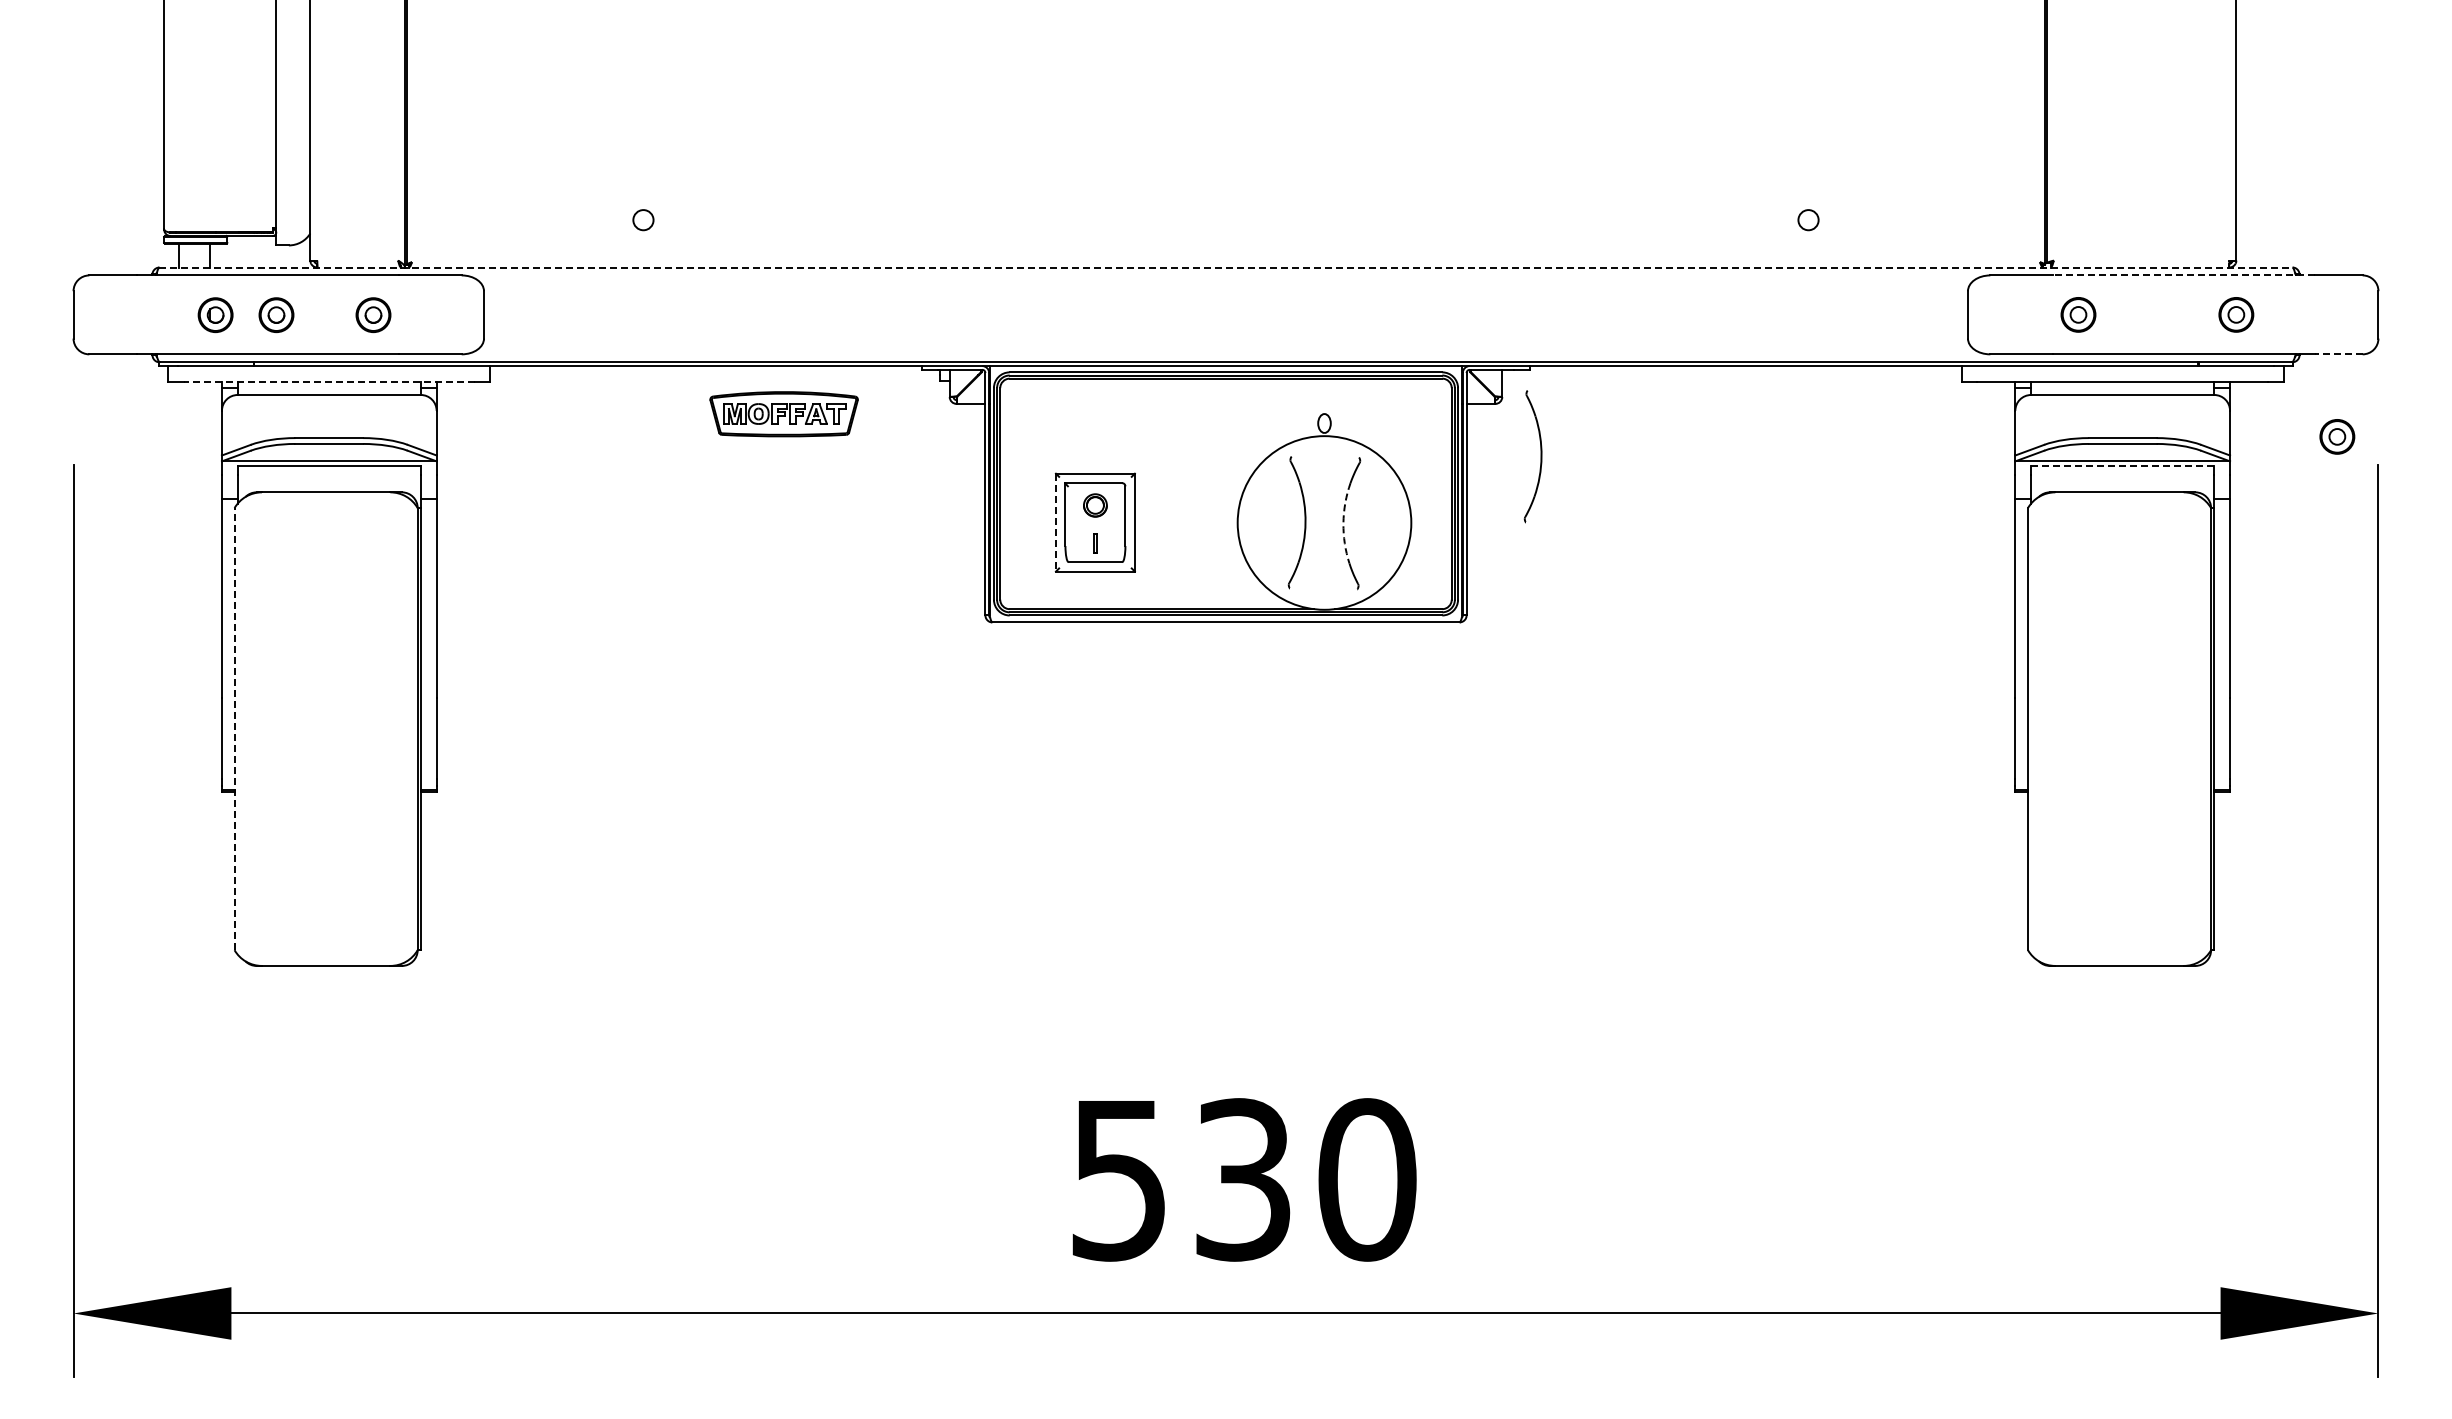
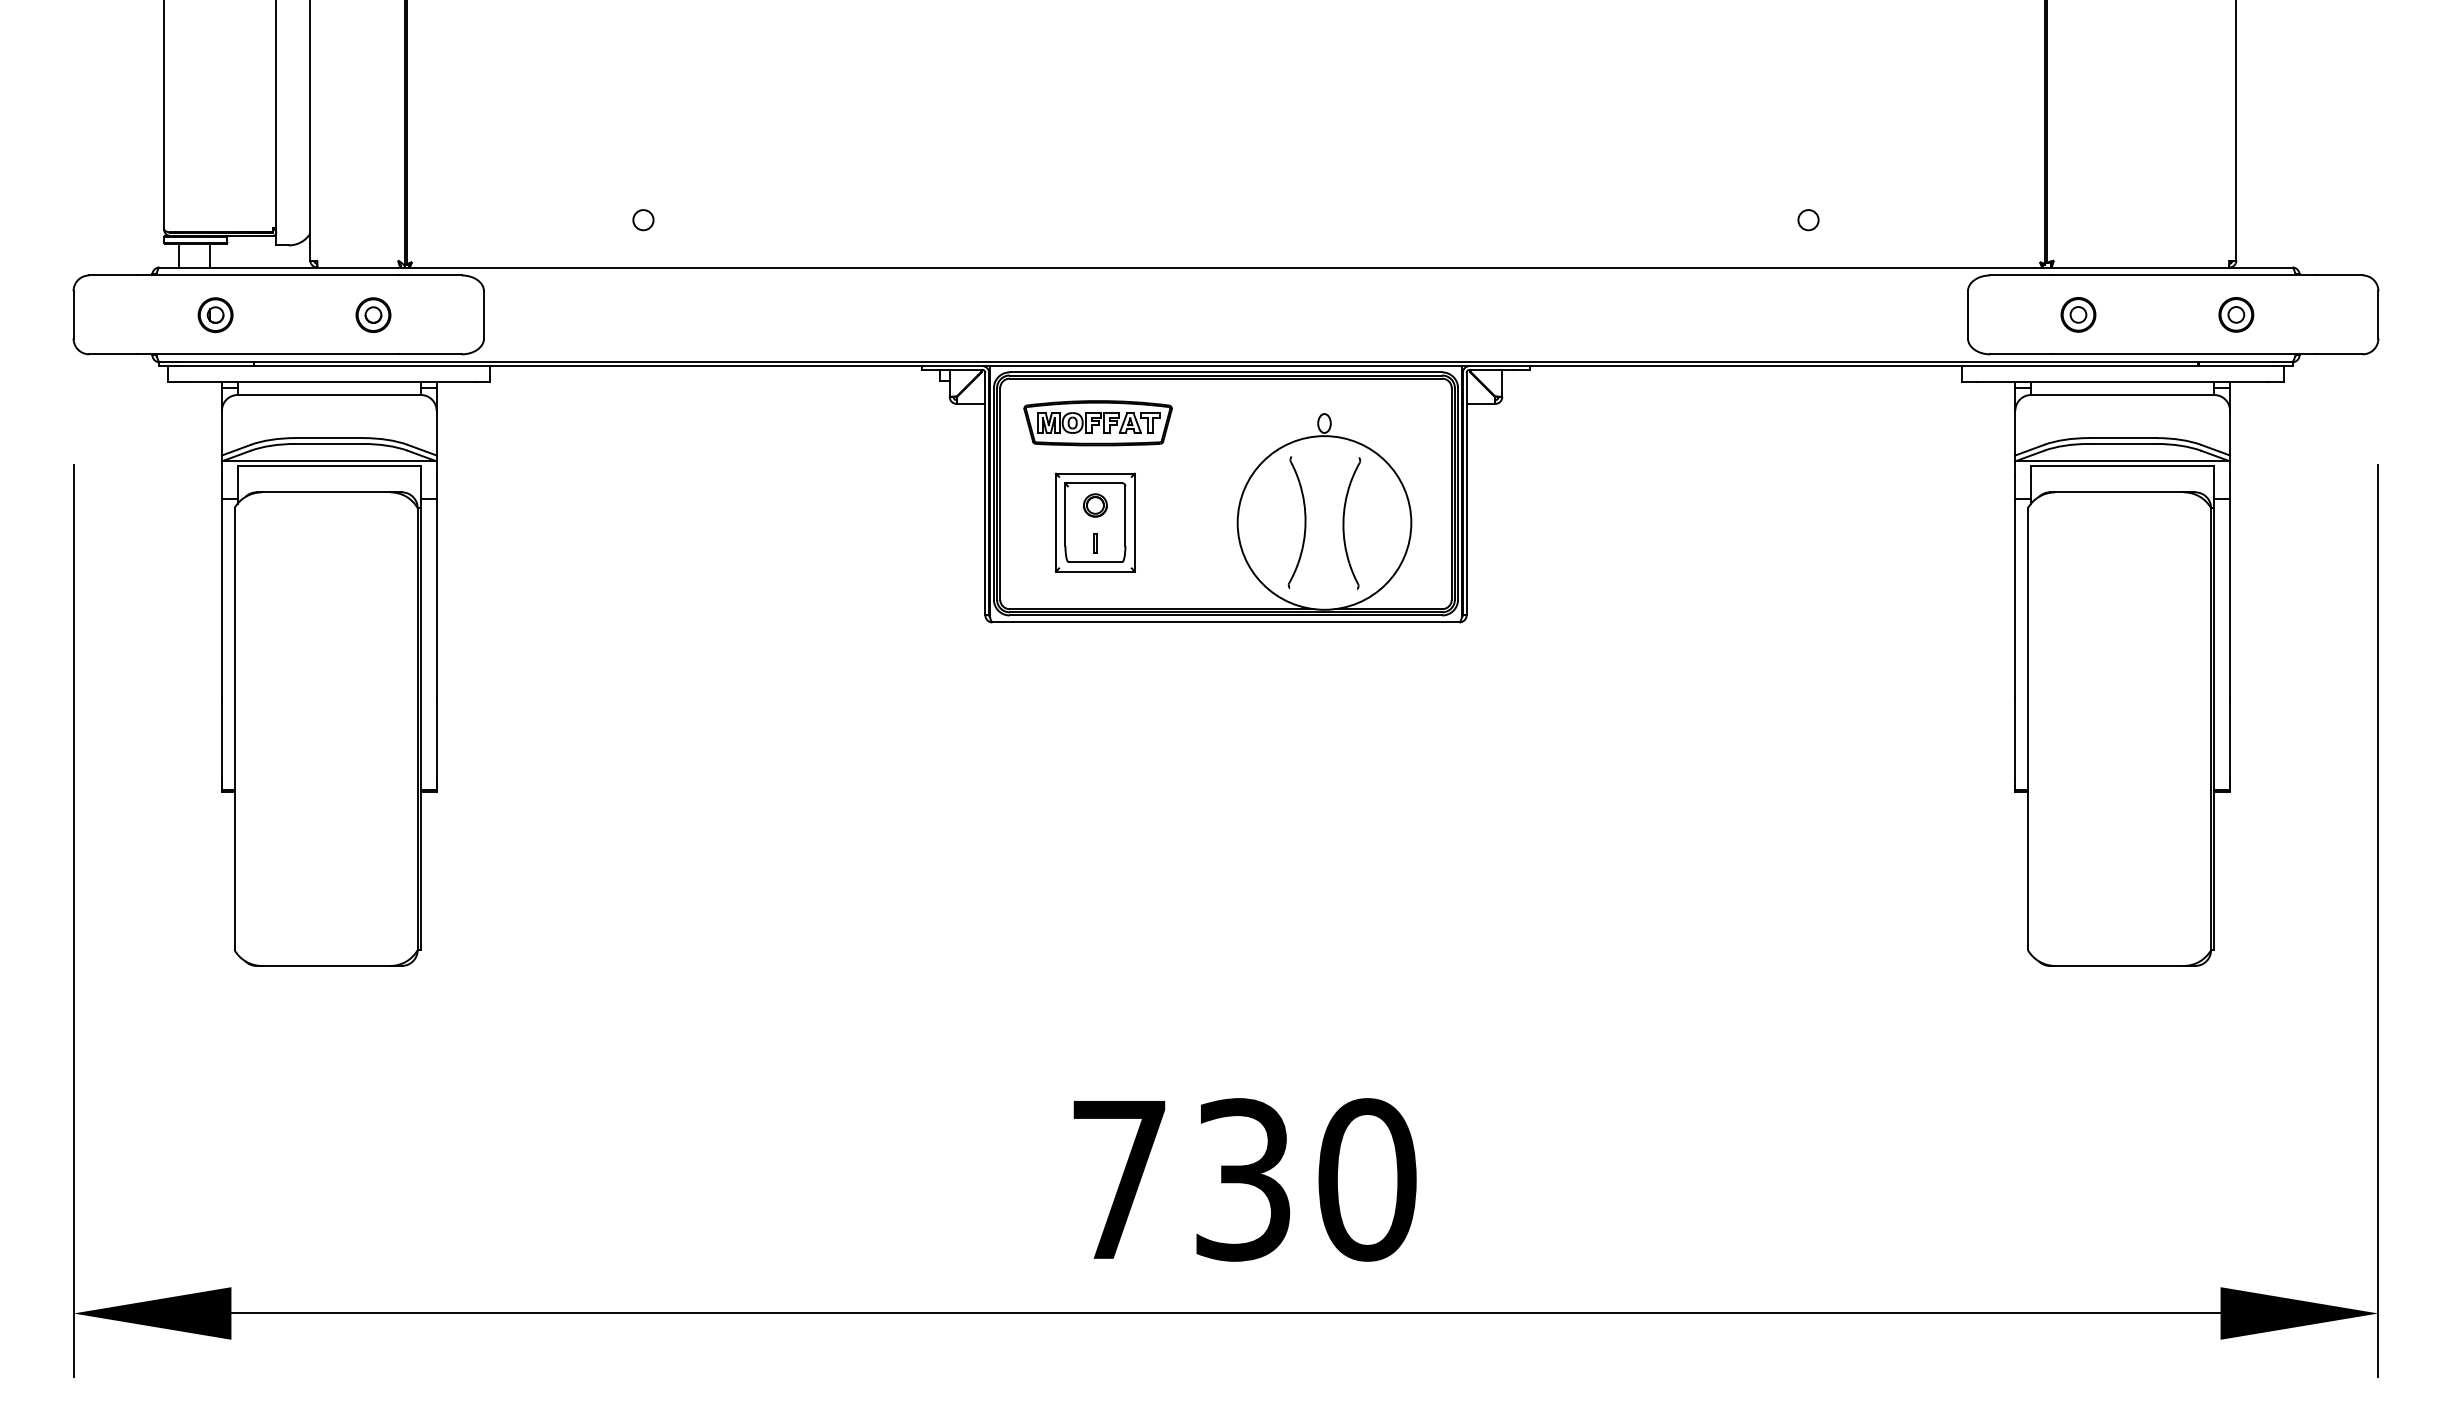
line: dashed -> solid (1226, 267)
line: dashed -> solid (2184, 275)
part: present -> none (276, 314)
line: dashed -> solid (2338, 354)
line: dashed -> solid (328, 381)
part position: (783, 414) -> (1097, 423) (1097, 423)
part: present -> none (2337, 436)
part: present -> none (1540, 456)
line: dashed -> solid (2122, 466)
line: dashed -> solid (1055, 522)
arc: dashed -> solid (1343, 523)
line: dashed -> solid (234, 728)
text: 530 -> 730 (1118, 1181)
